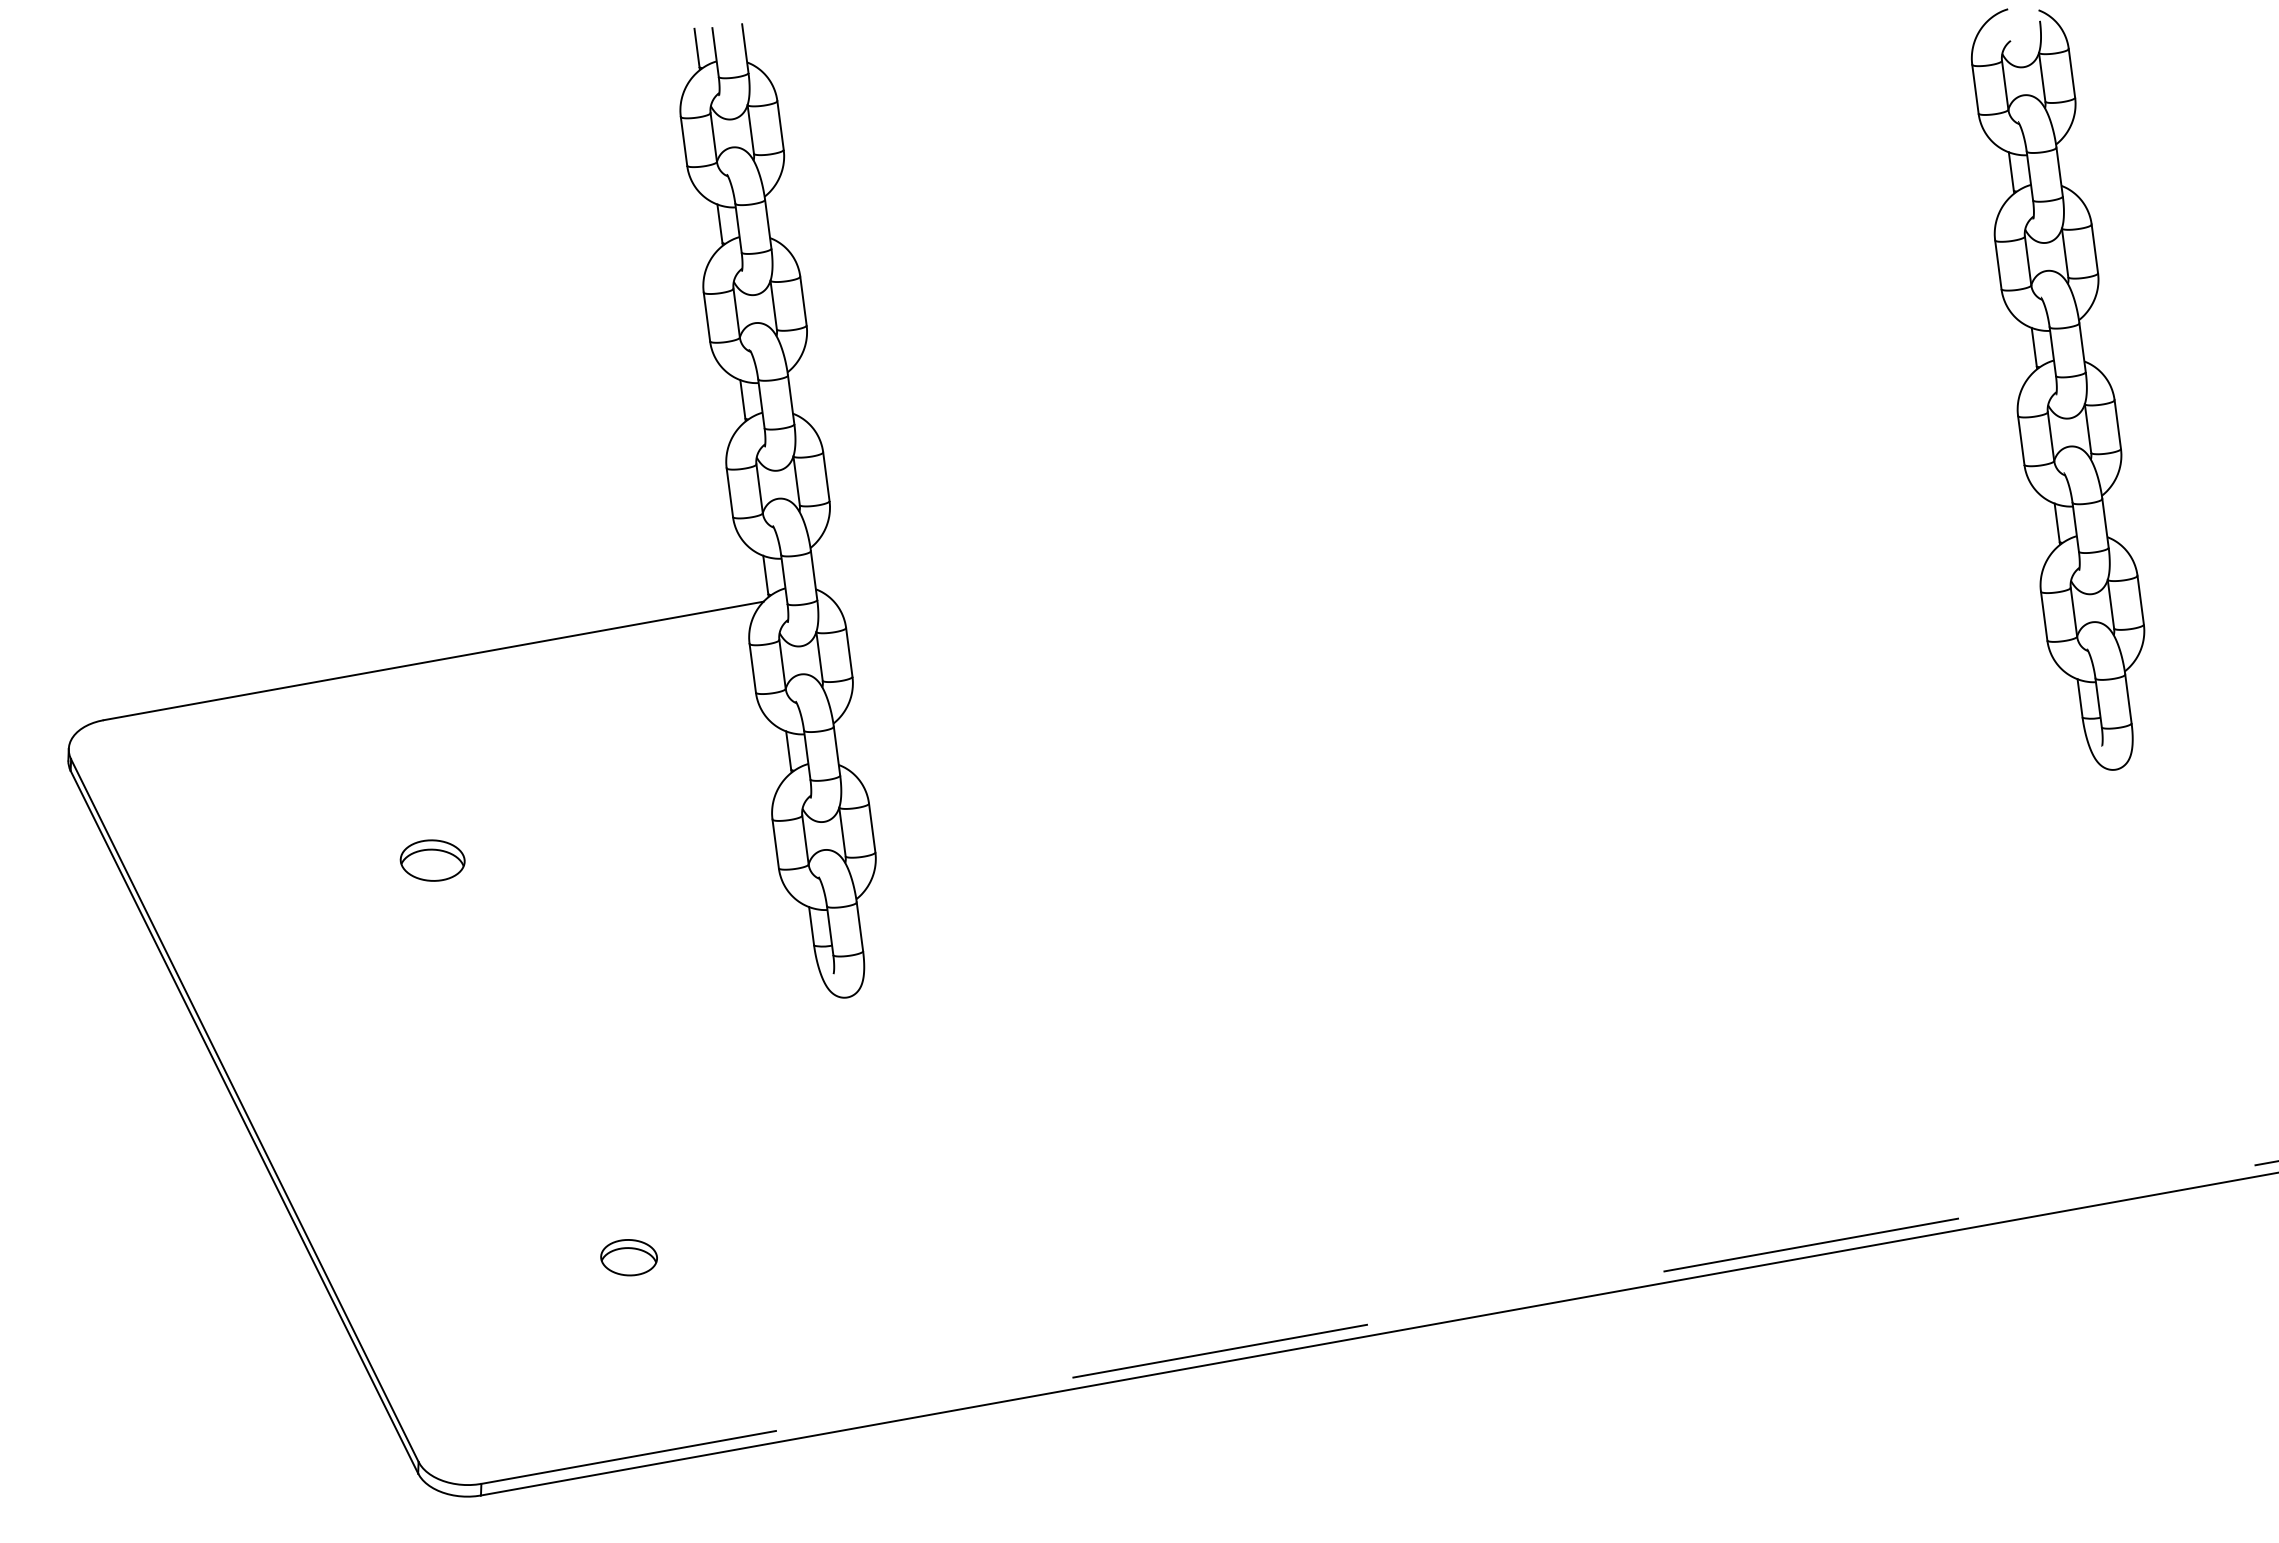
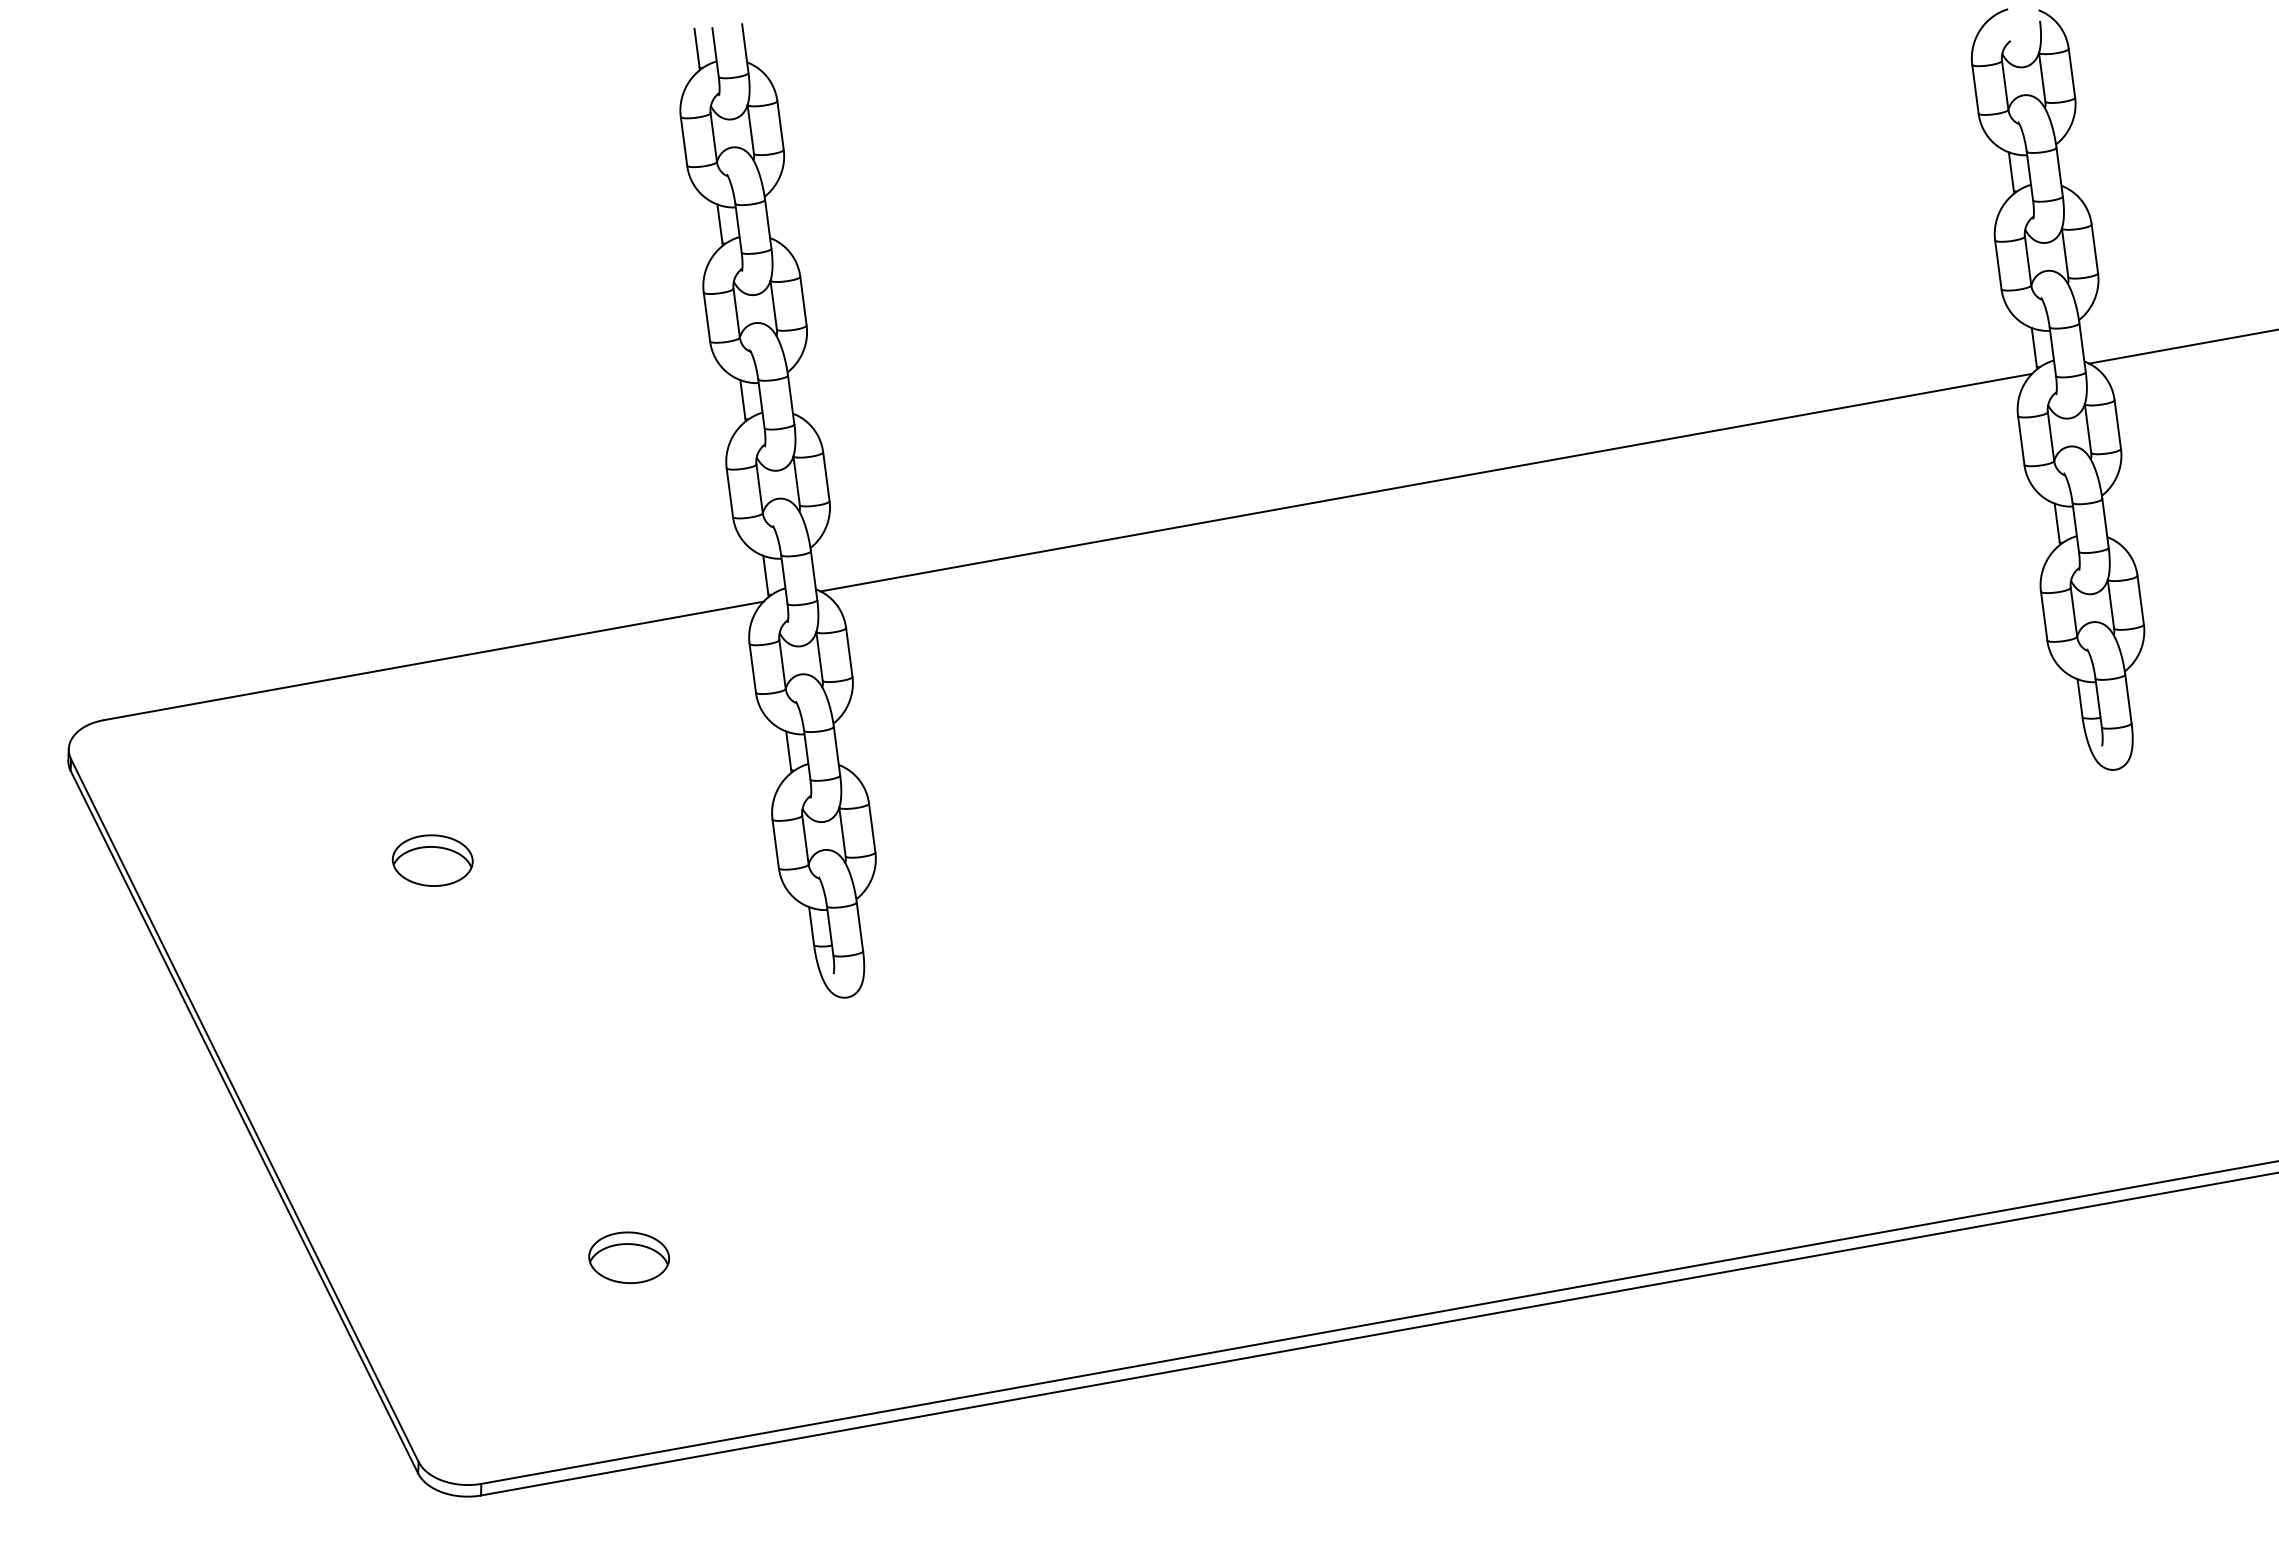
line: none -> present (2182, 346)
line: none -> present (1426, 482)
part size: 67x43 px -> 83x53 px (432, 860)
part size: 58x38 px -> 82x53 px (628, 1257)
line: dashed -> solid (1379, 1322)
